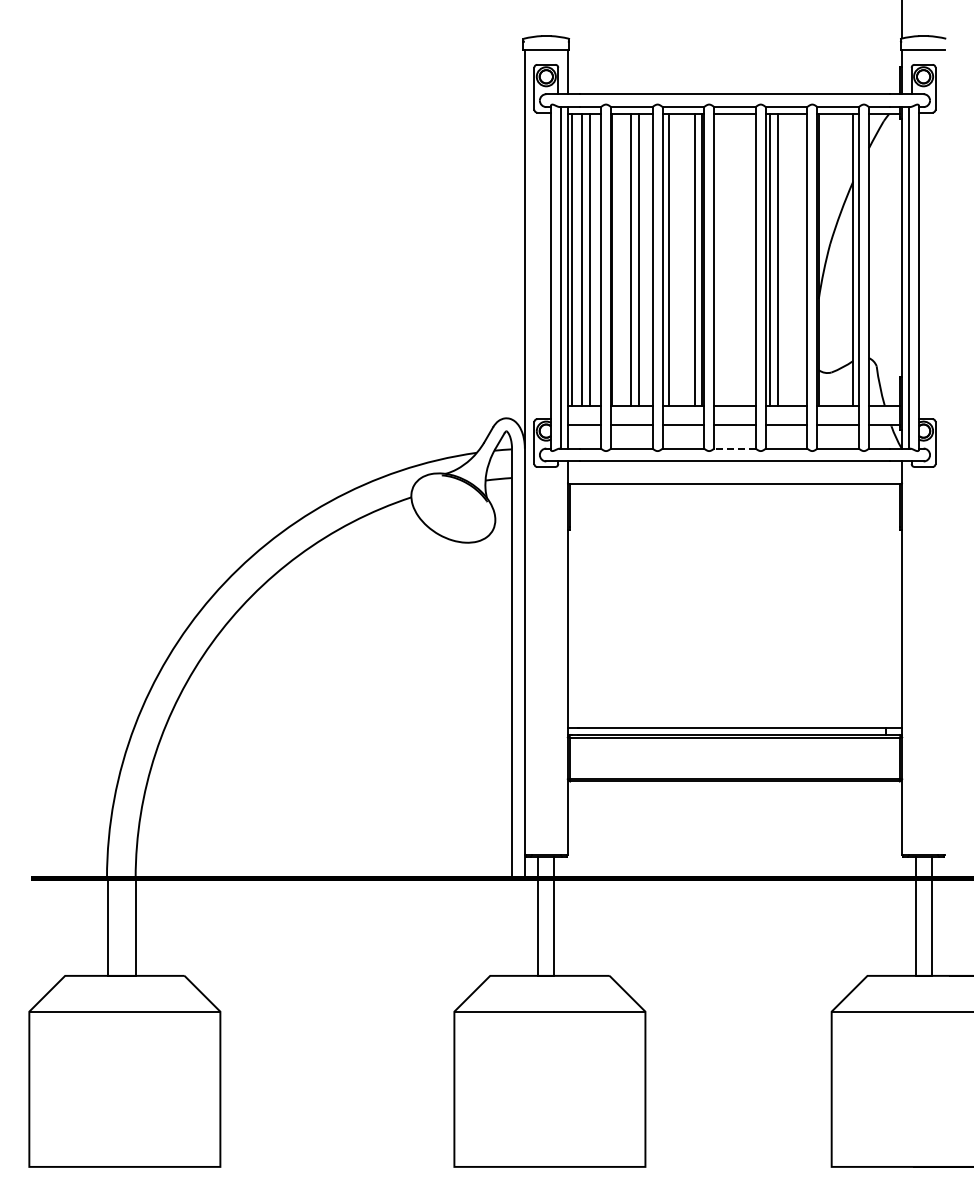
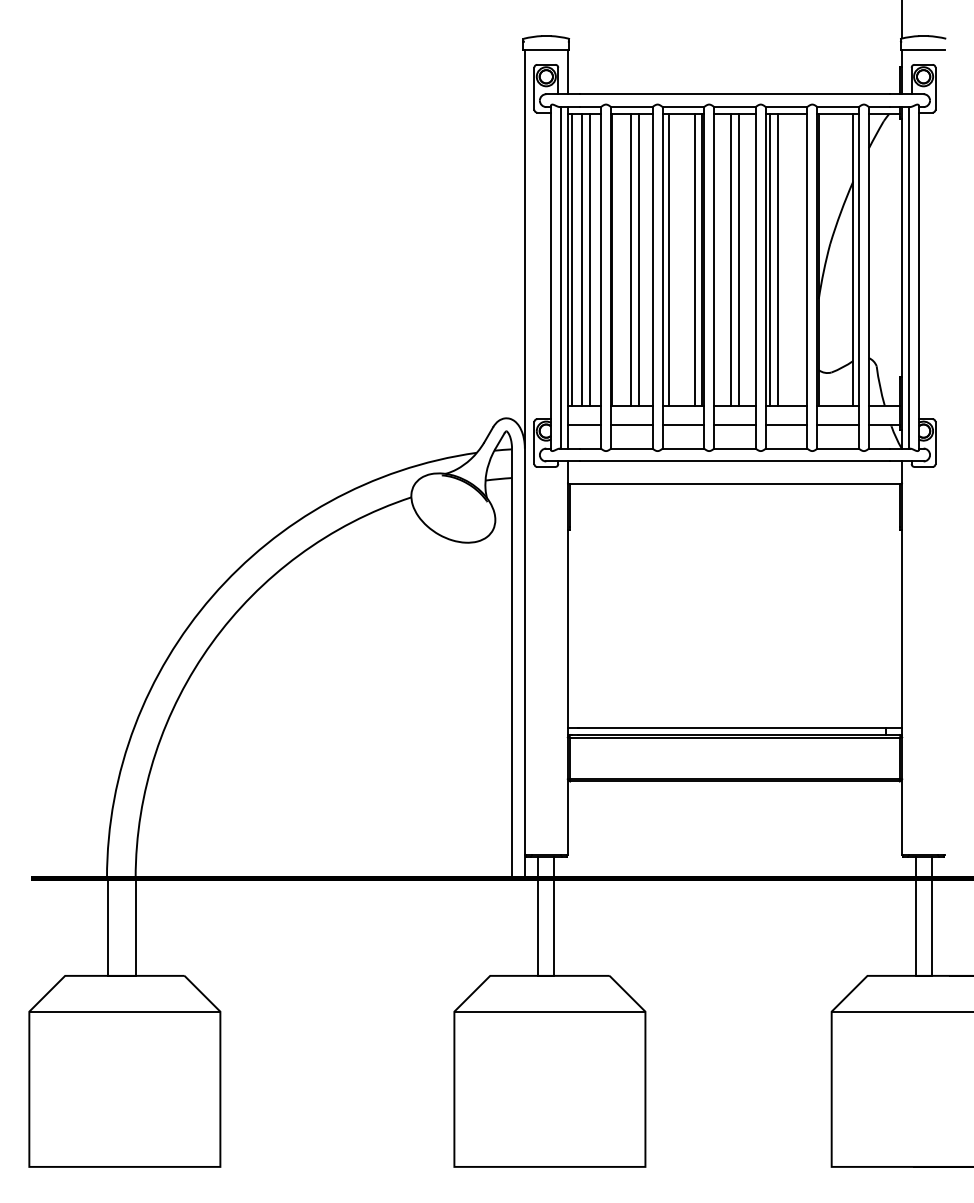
line: none -> present (731, 259)
line: none -> present (739, 259)
line: dashed -> solid (734, 448)
